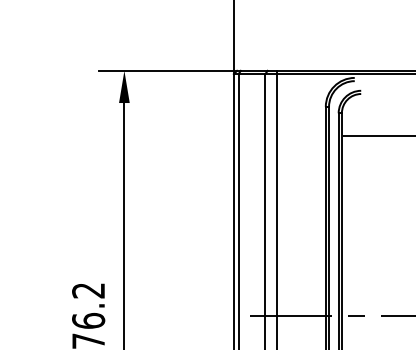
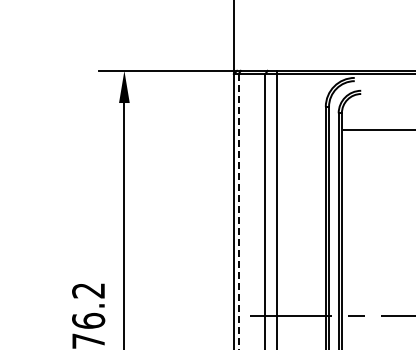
line position: (376, 135) -> (376, 129) (376, 129)
line: solid -> dashed (238, 212)
